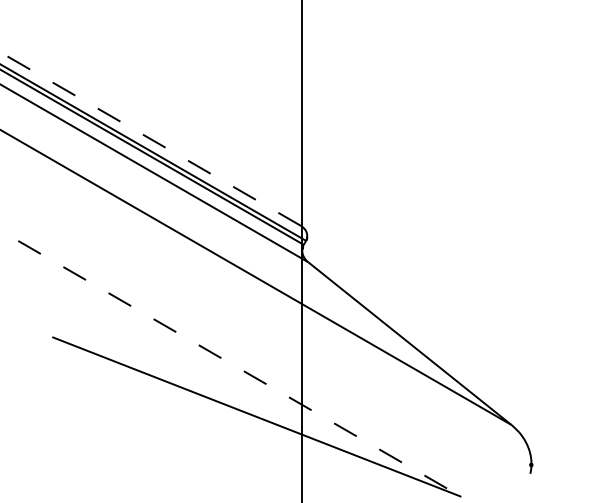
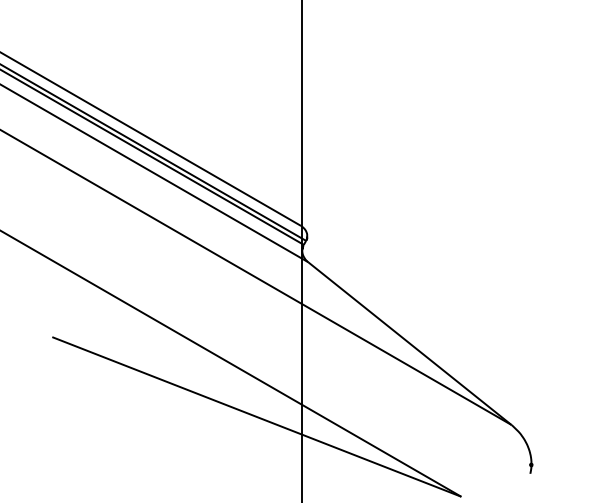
line: dashed -> solid (150, 138)
line: dashed -> solid (231, 363)
